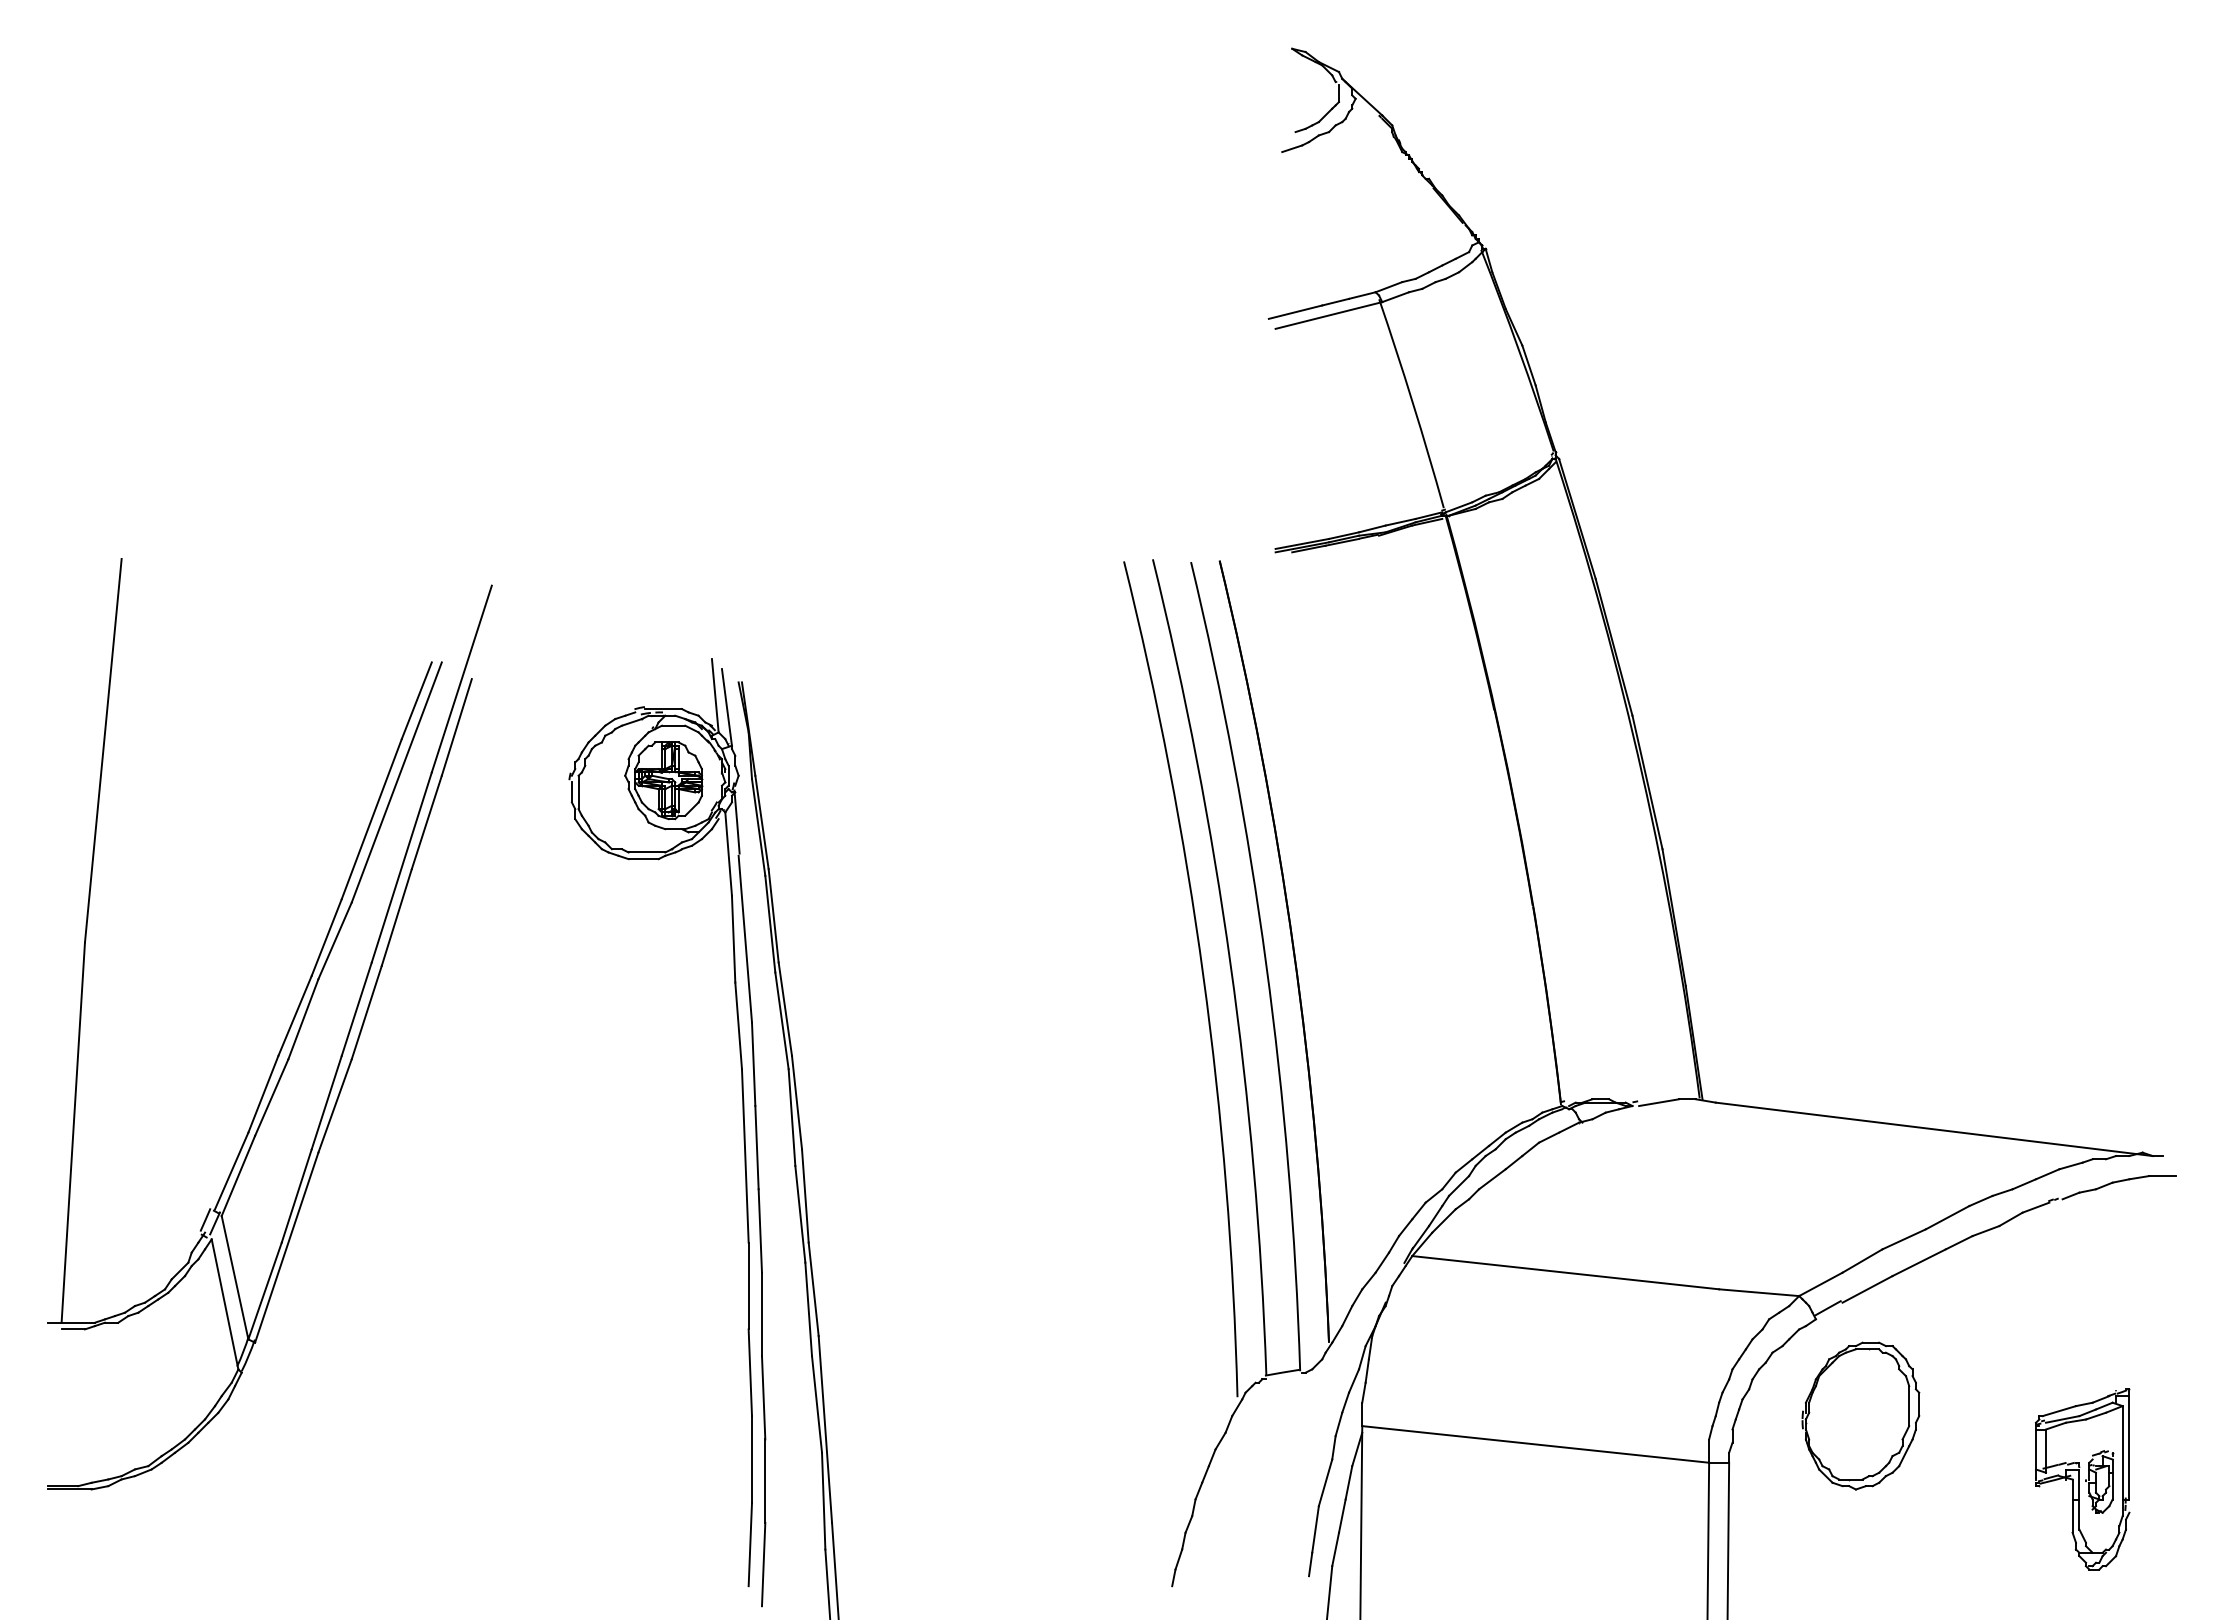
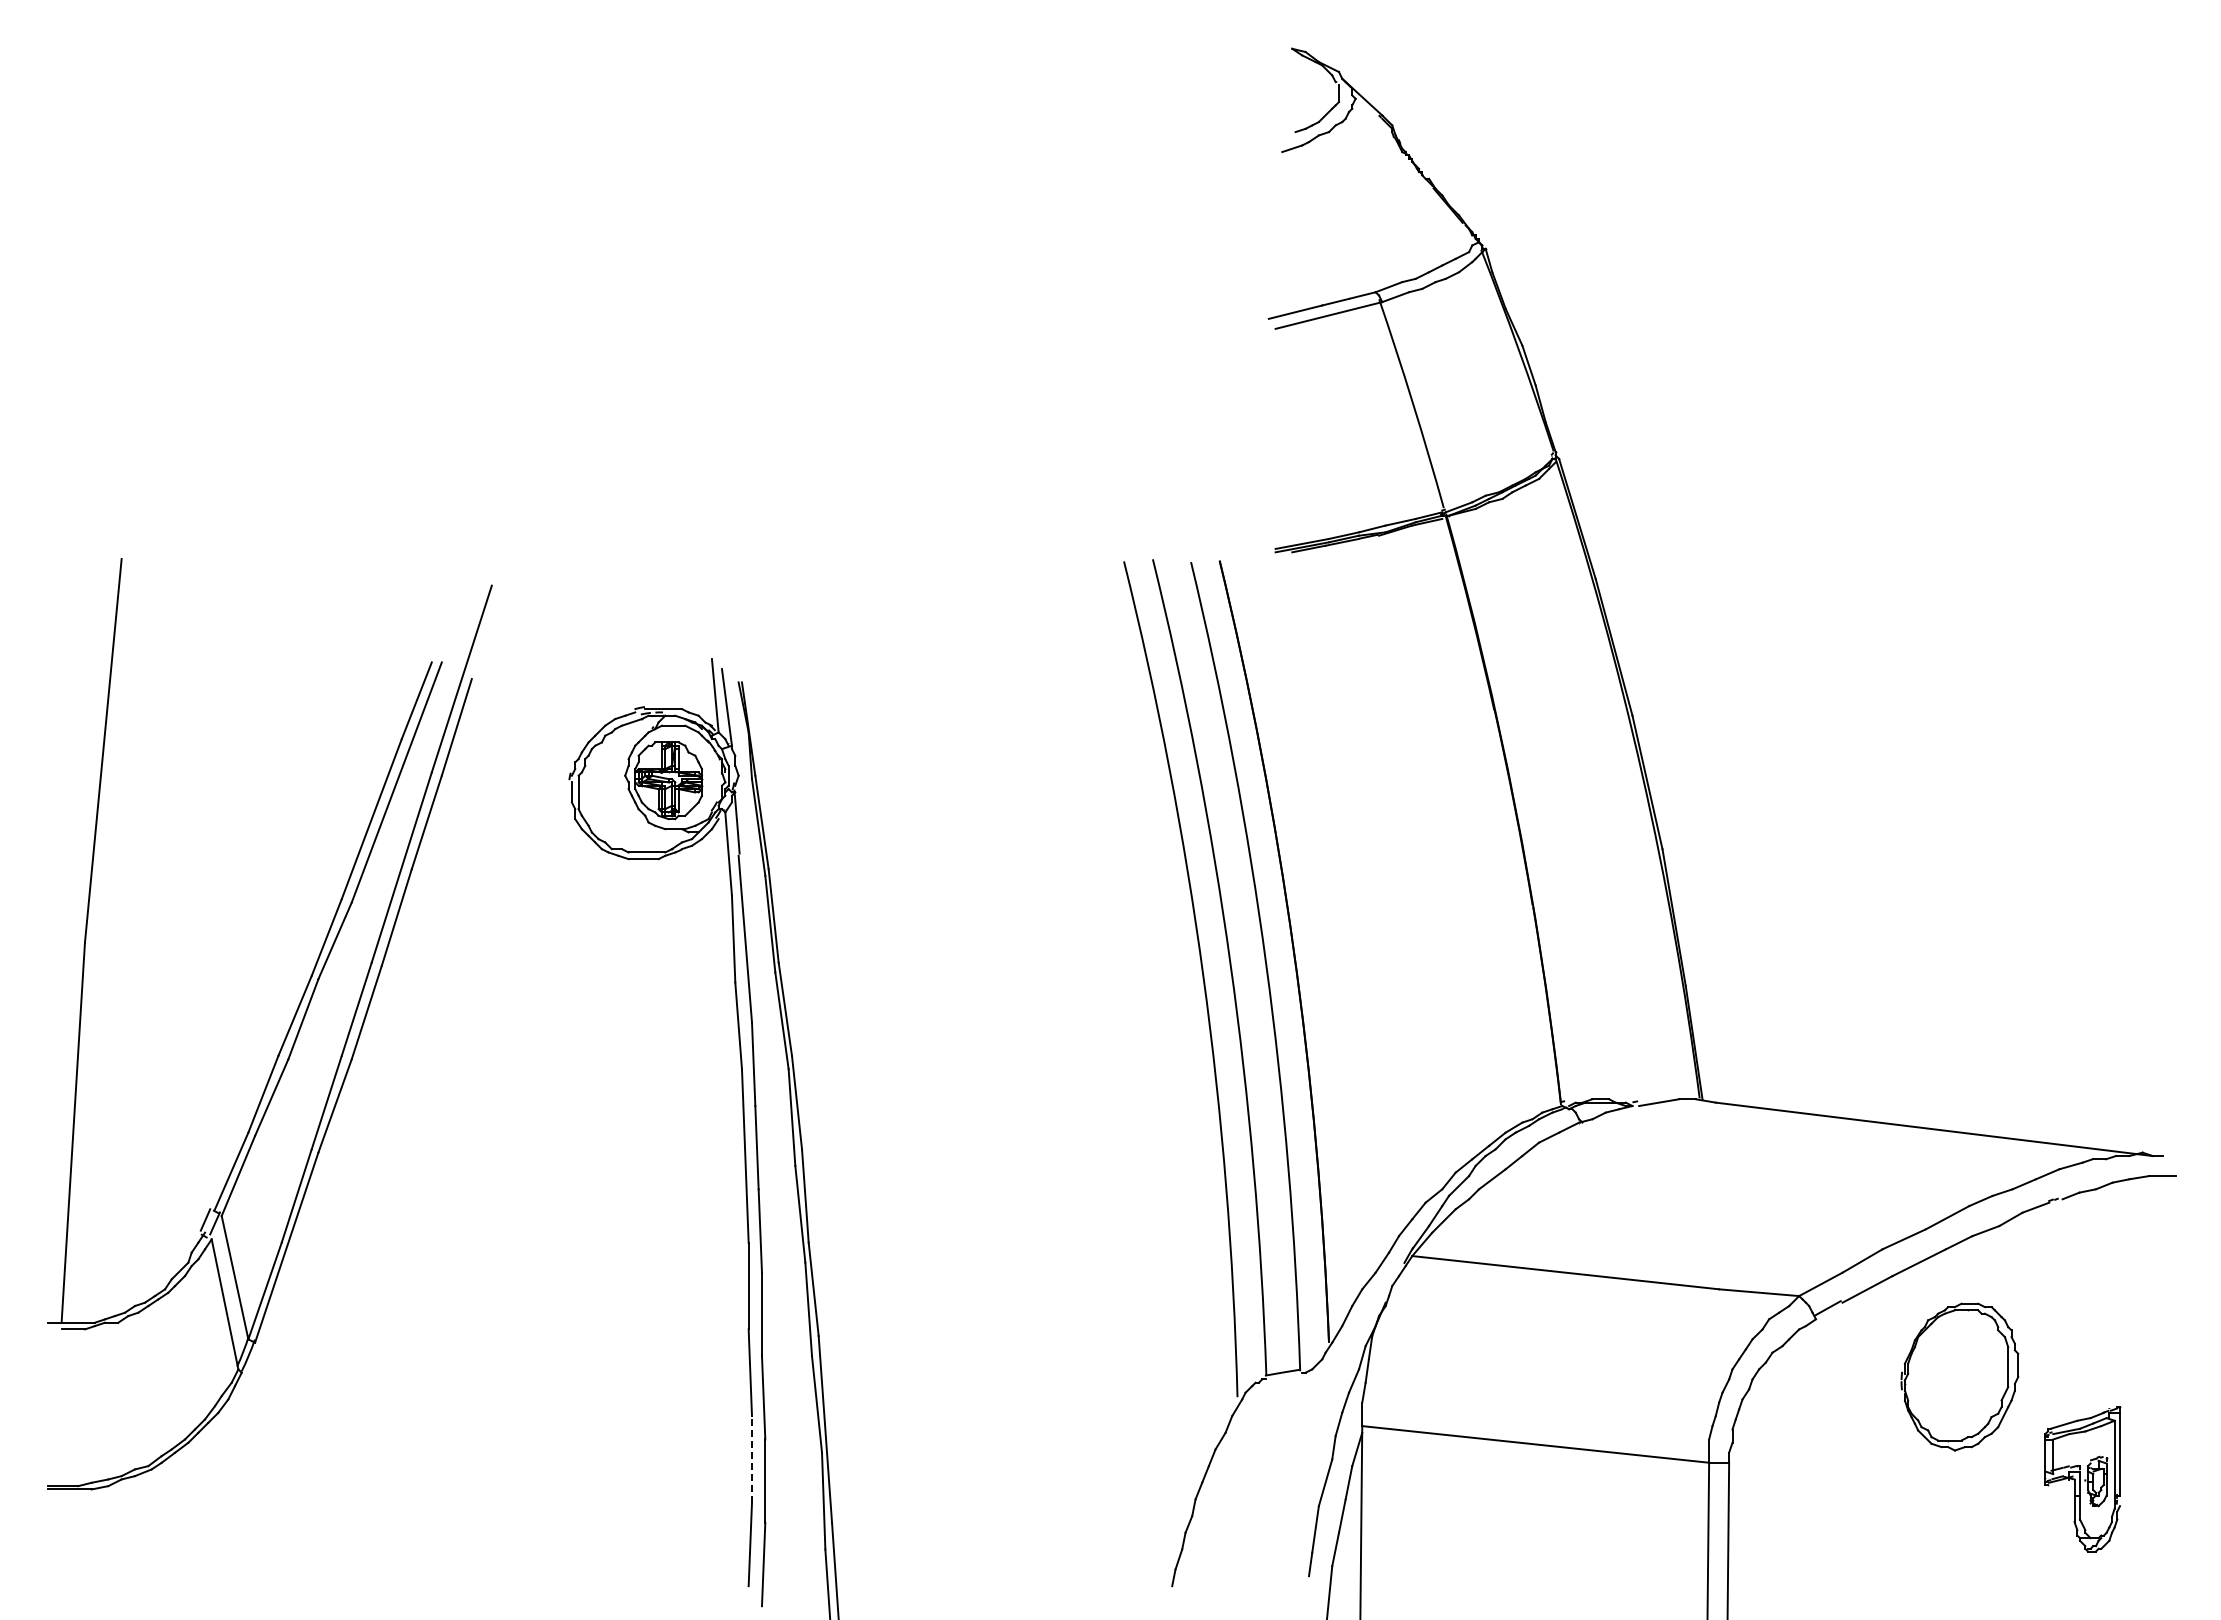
part position: (1860, 1415) -> (1959, 1376) (1959, 1376)
line: solid -> dashed (752, 1458)
part size: 97x183 px -> 78x147 px (2082, 1479)
